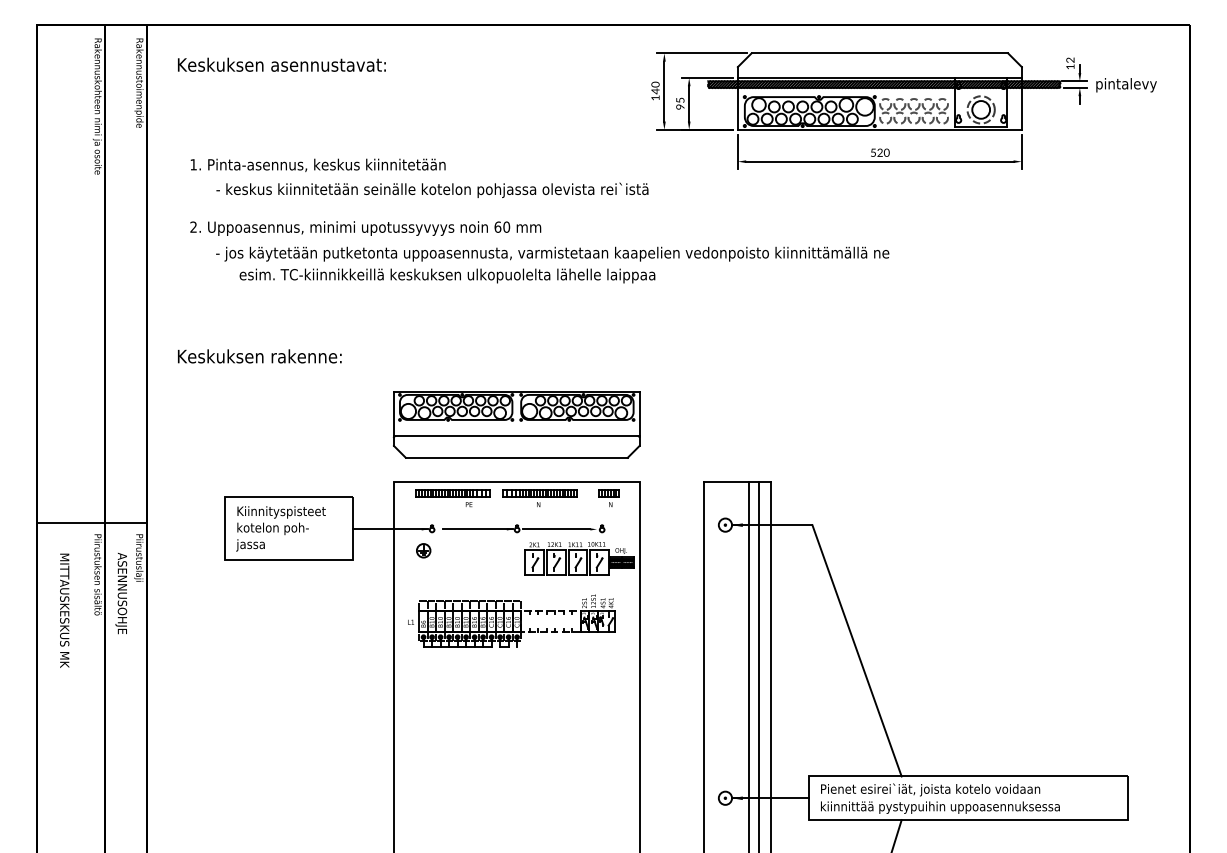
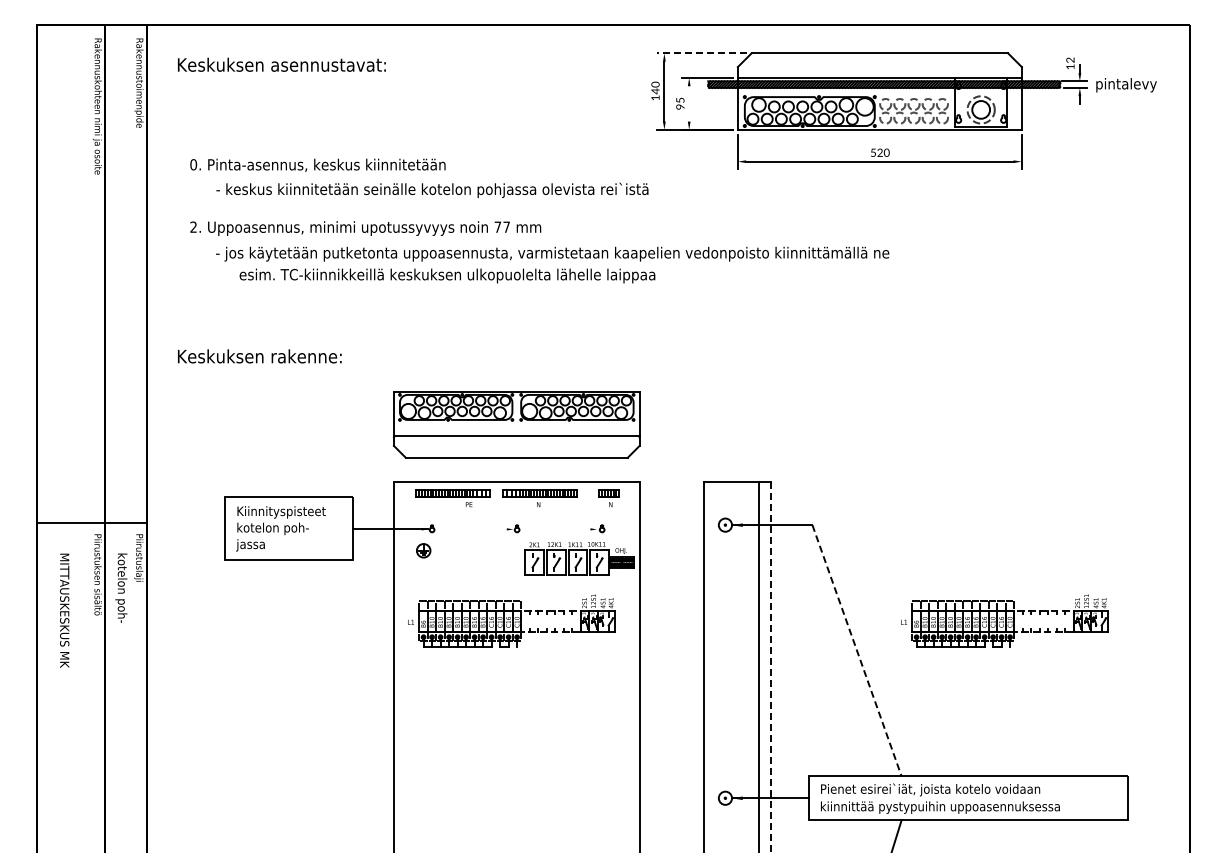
line: solid -> dashed (702, 53)
line: present -> none (689, 103)
text: 1. -> 0. (193, 164)
text: 60 -> 77 (502, 226)
line: present -> none (477, 529)
line: present -> none (556, 529)
text: ASENNUSOHJE -> kotelon poh- (121, 593)
part: none -> present (1004, 620)
line: solid -> dashed (857, 651)
line: present -> none (749, 665)
line: solid -> dashed (770, 667)
